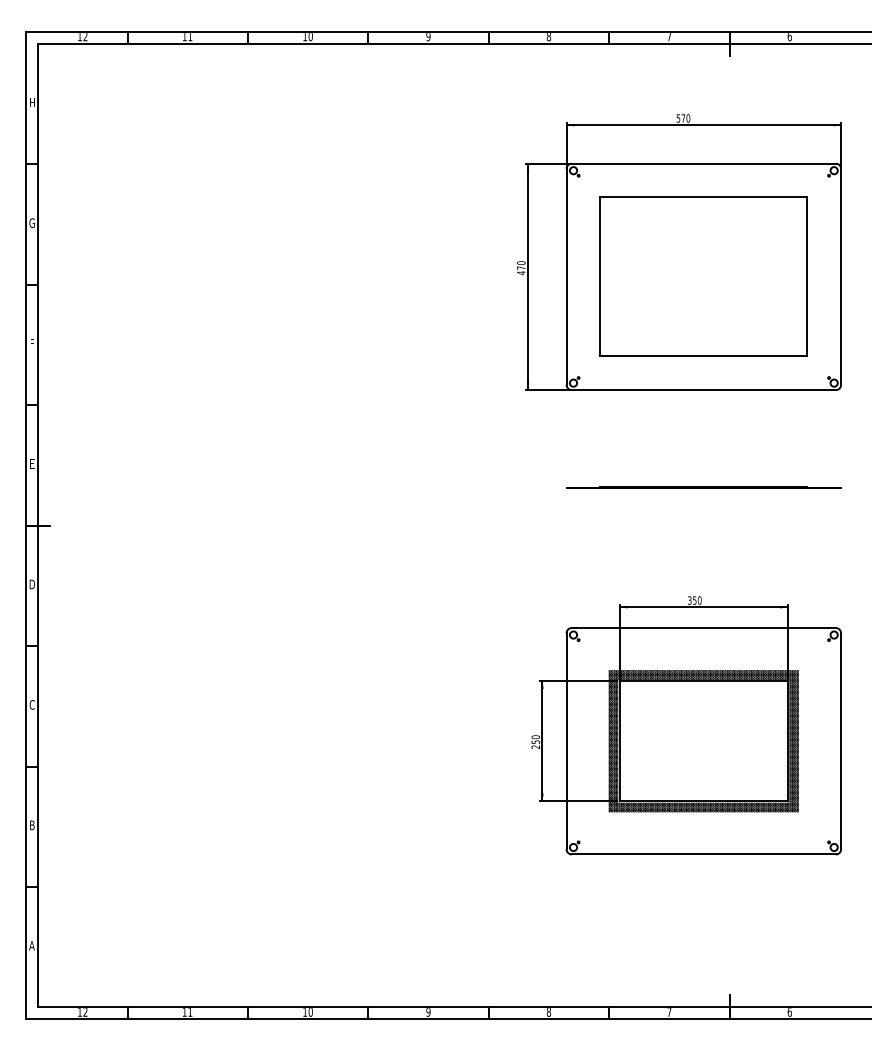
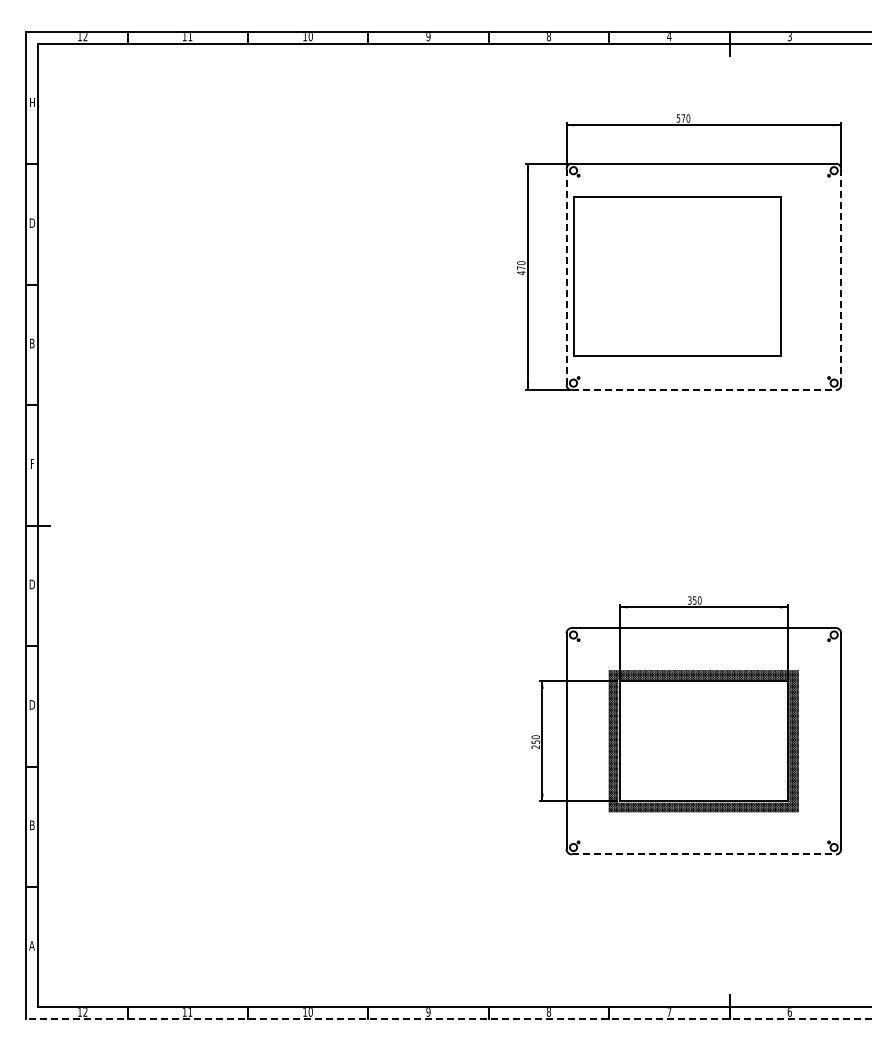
text: 7 -> 4 (669, 37)
text: 6 -> 3 (789, 37)
text: G -> D (32, 222)
line: solid -> dashed (566, 276)
part position: (703, 276) -> (677, 276) (677, 276)
line: solid -> dashed (841, 276)
text: F -> B (32, 343)
line: solid -> dashed (704, 390)
text: E -> F (32, 463)
line: present -> none (703, 487)
text: C -> D (32, 704)
line: solid -> dashed (704, 854)
line: solid -> dashed (448, 1019)
